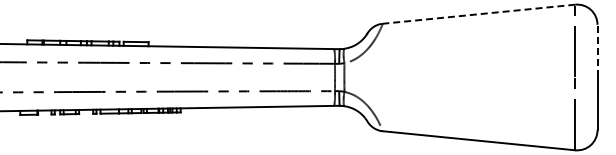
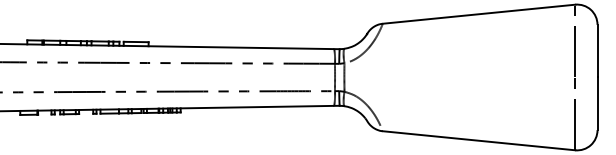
line: dashed -> solid (479, 14)
line: dashed -> solid (597, 50)
